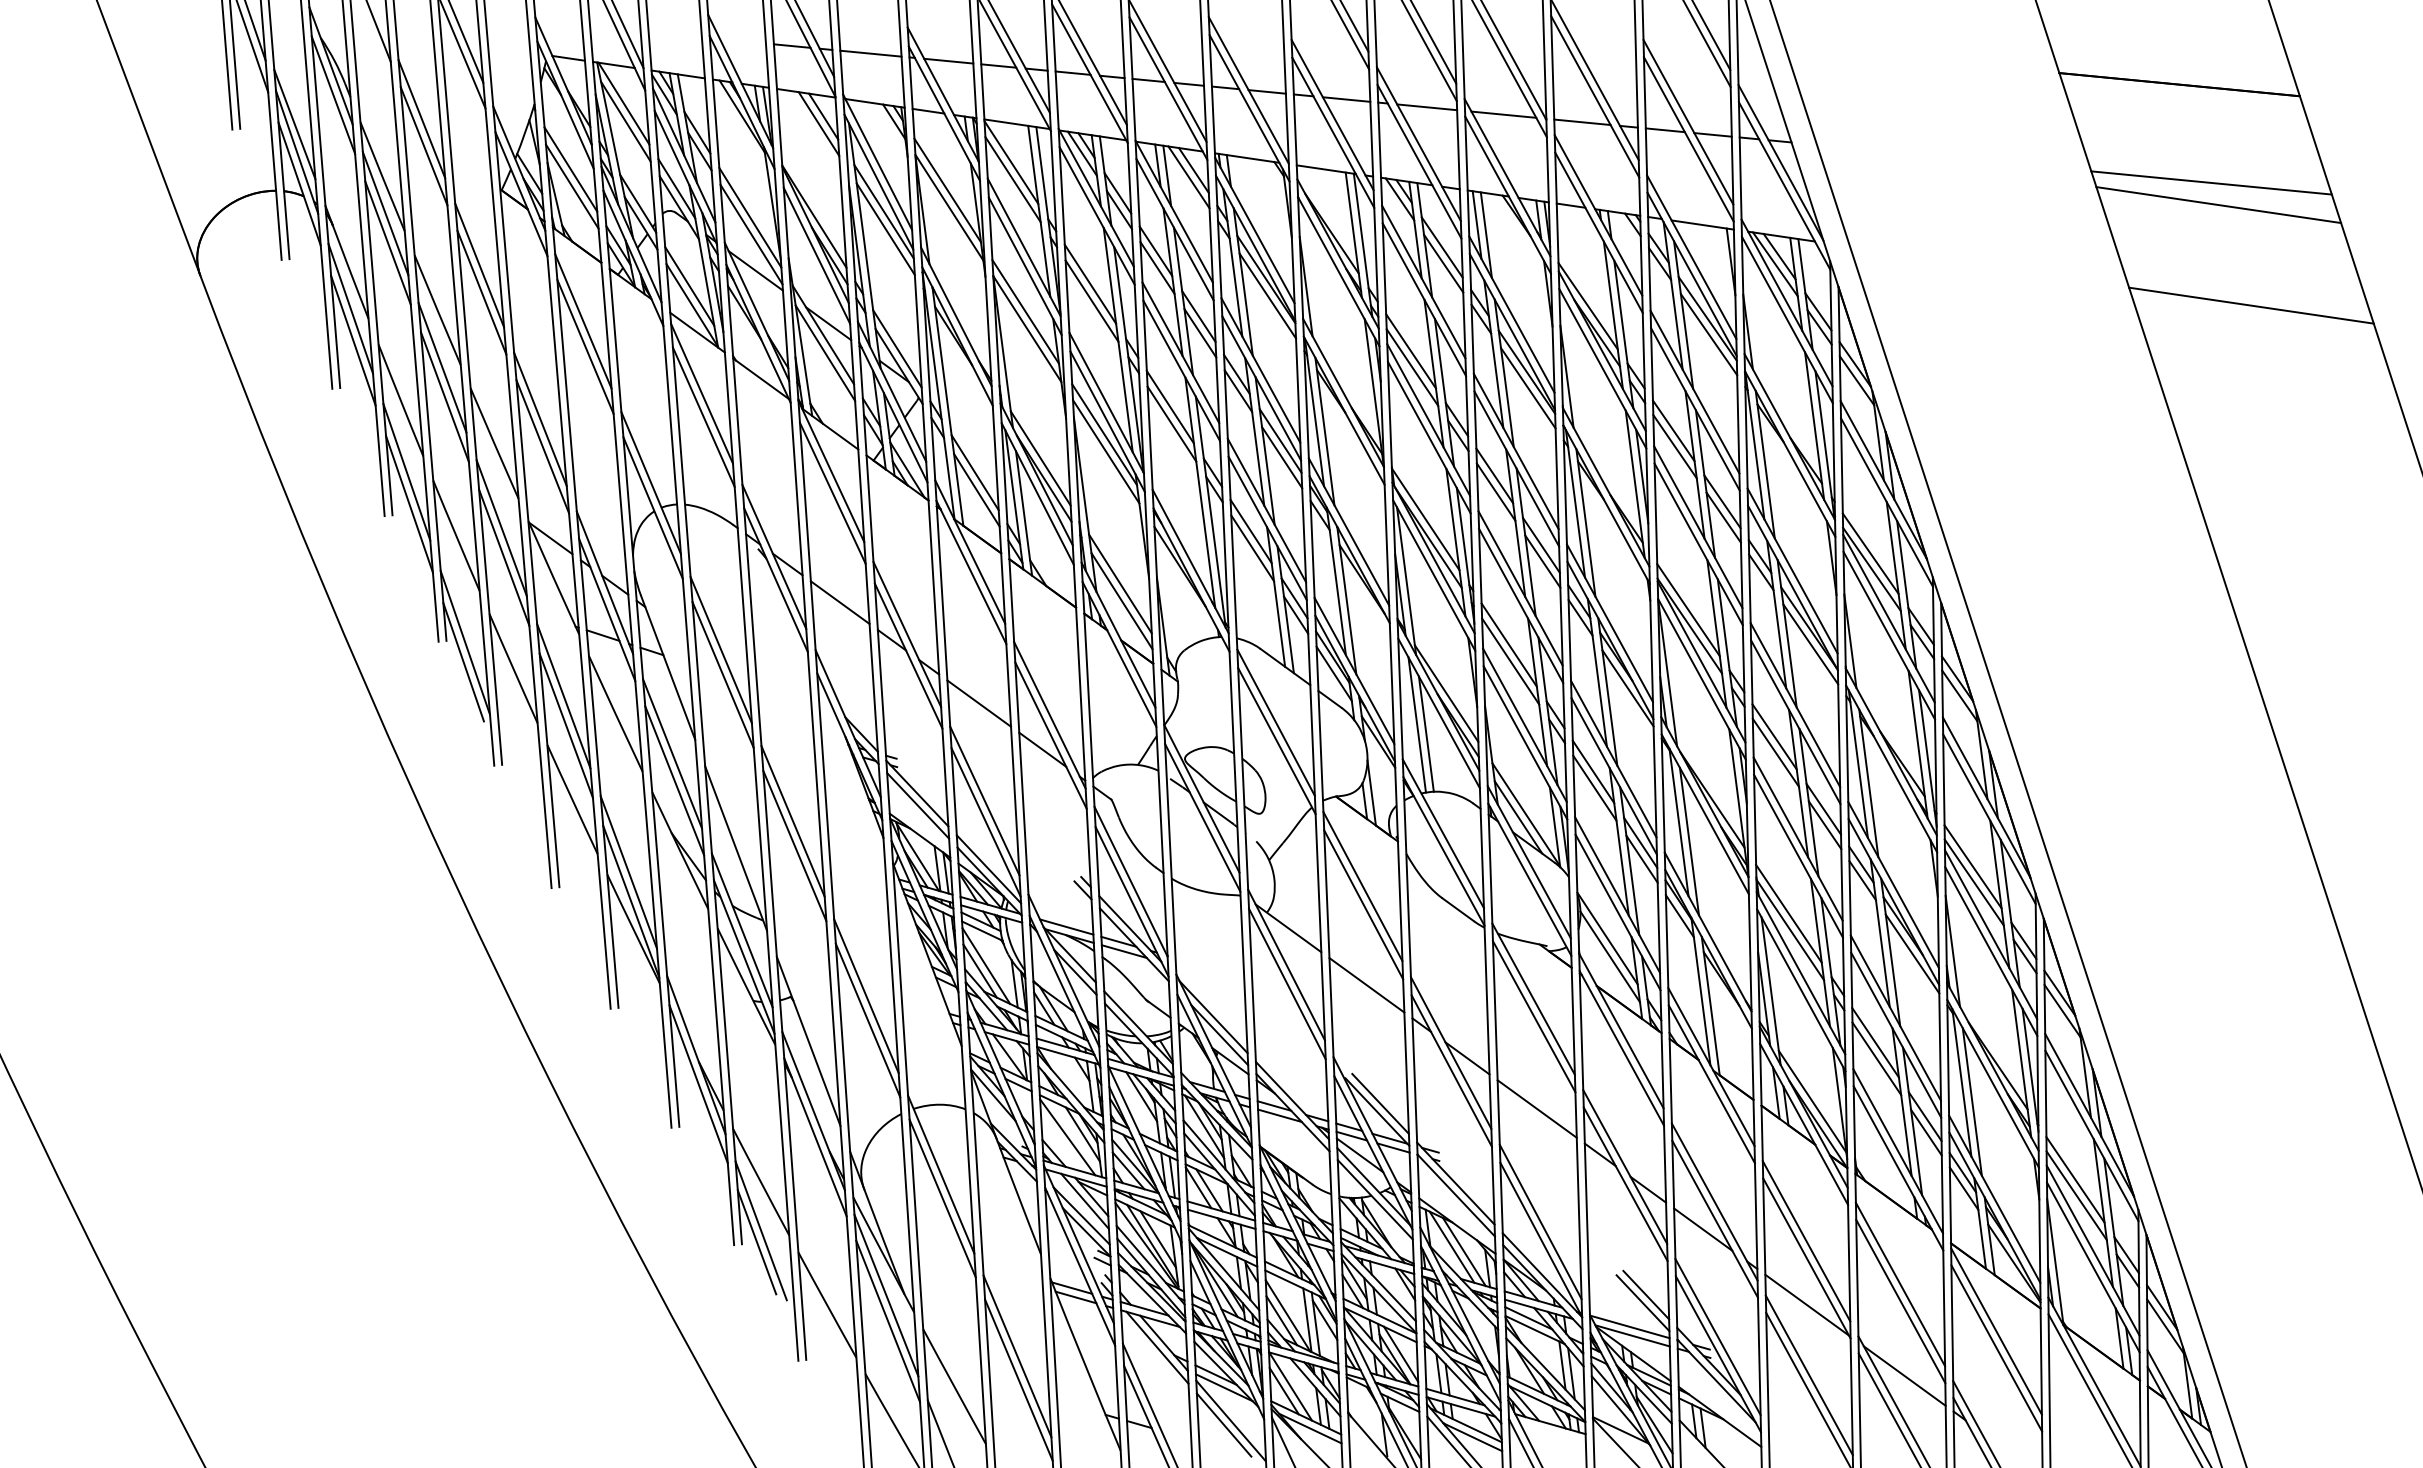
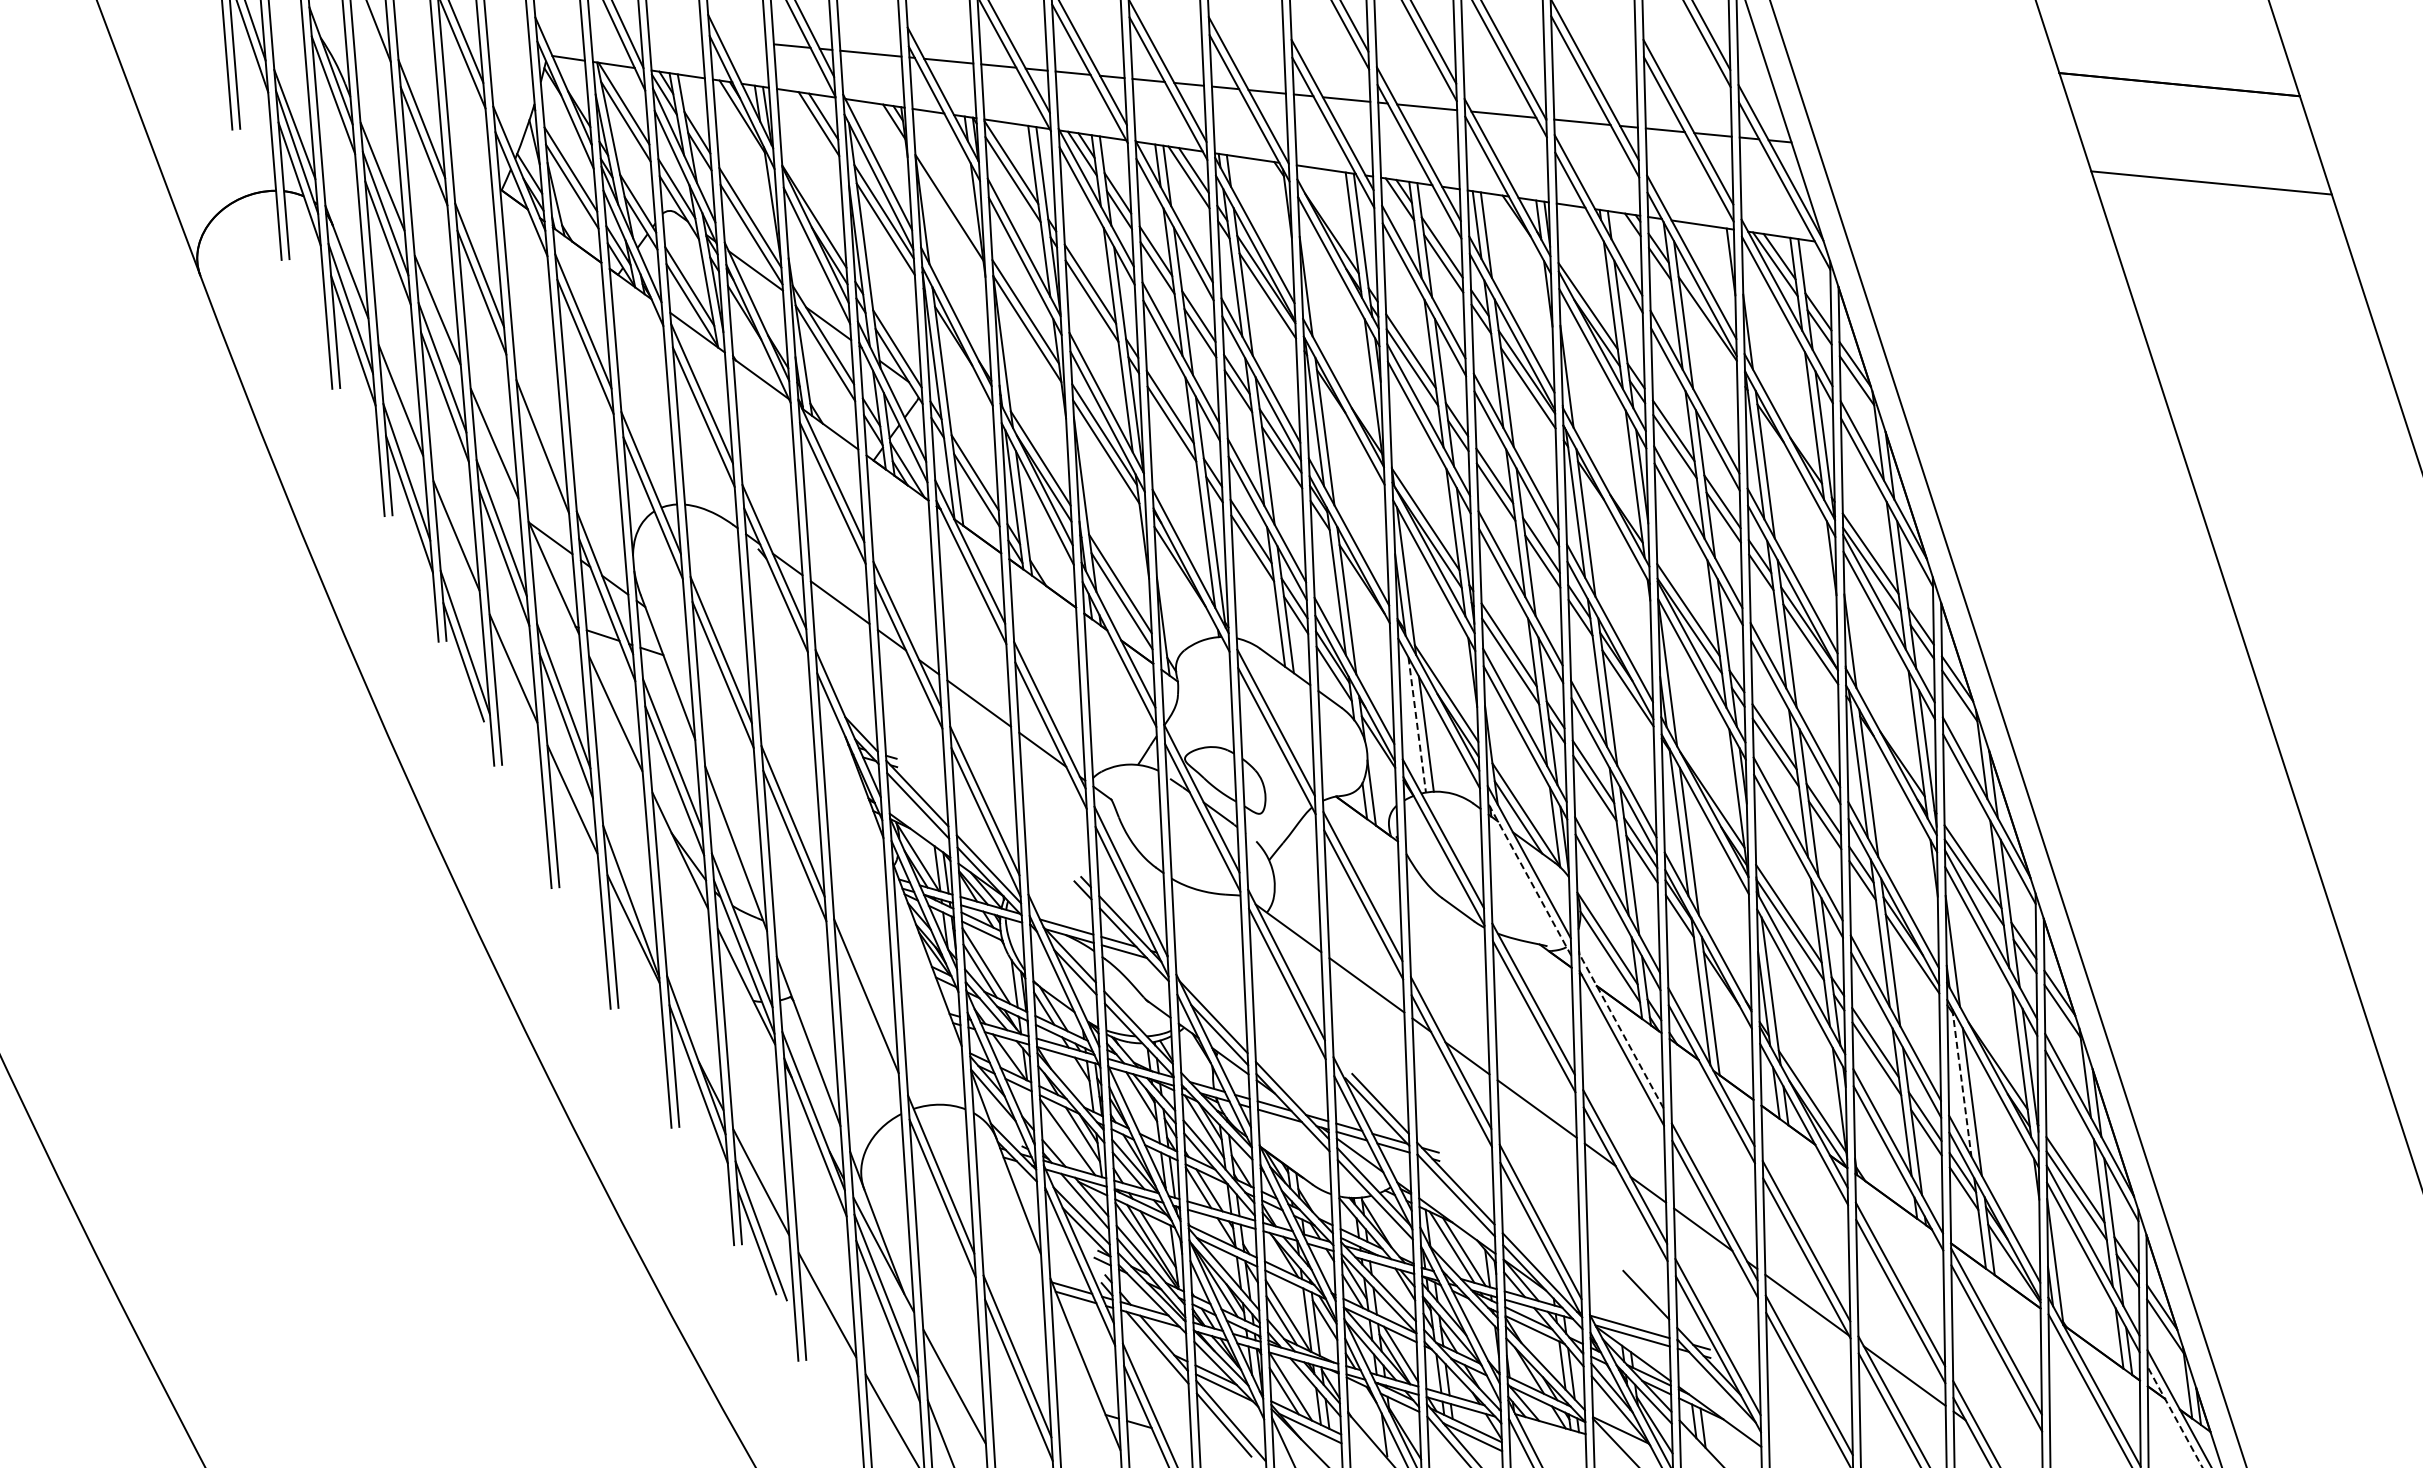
line: present -> none (947, 190)
line: present -> none (2218, 205)
line: present -> none (2251, 305)
line: present -> none (1708, 334)
line: present -> none (540, 419)
line: solid -> dashed (1417, 725)
line: present -> none (628, 872)
line: solid -> dashed (1529, 879)
line: present -> none (867, 1020)
line: solid -> dashed (1621, 1030)
line: solid -> dashed (1961, 1083)
line: present -> none (1642, 1303)
line: solid -> dashed (2174, 1416)
